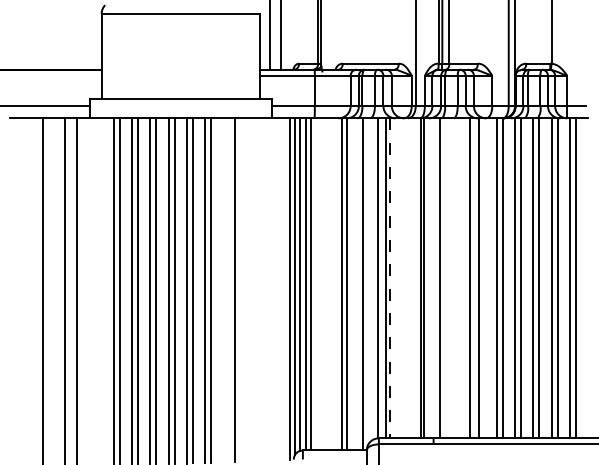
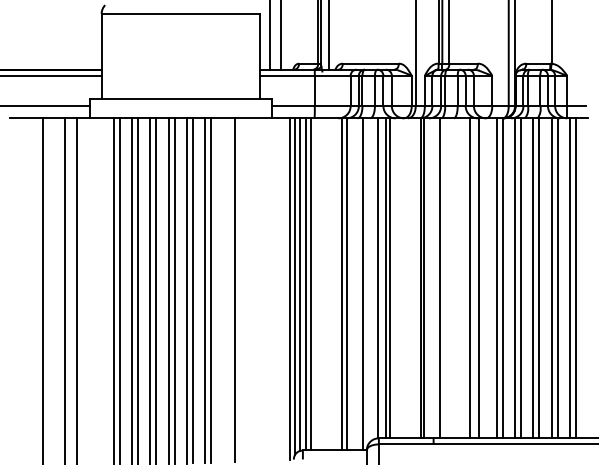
line: none -> present (328, 35)
line: none -> present (51, 75)
line: dashed -> solid (390, 278)
